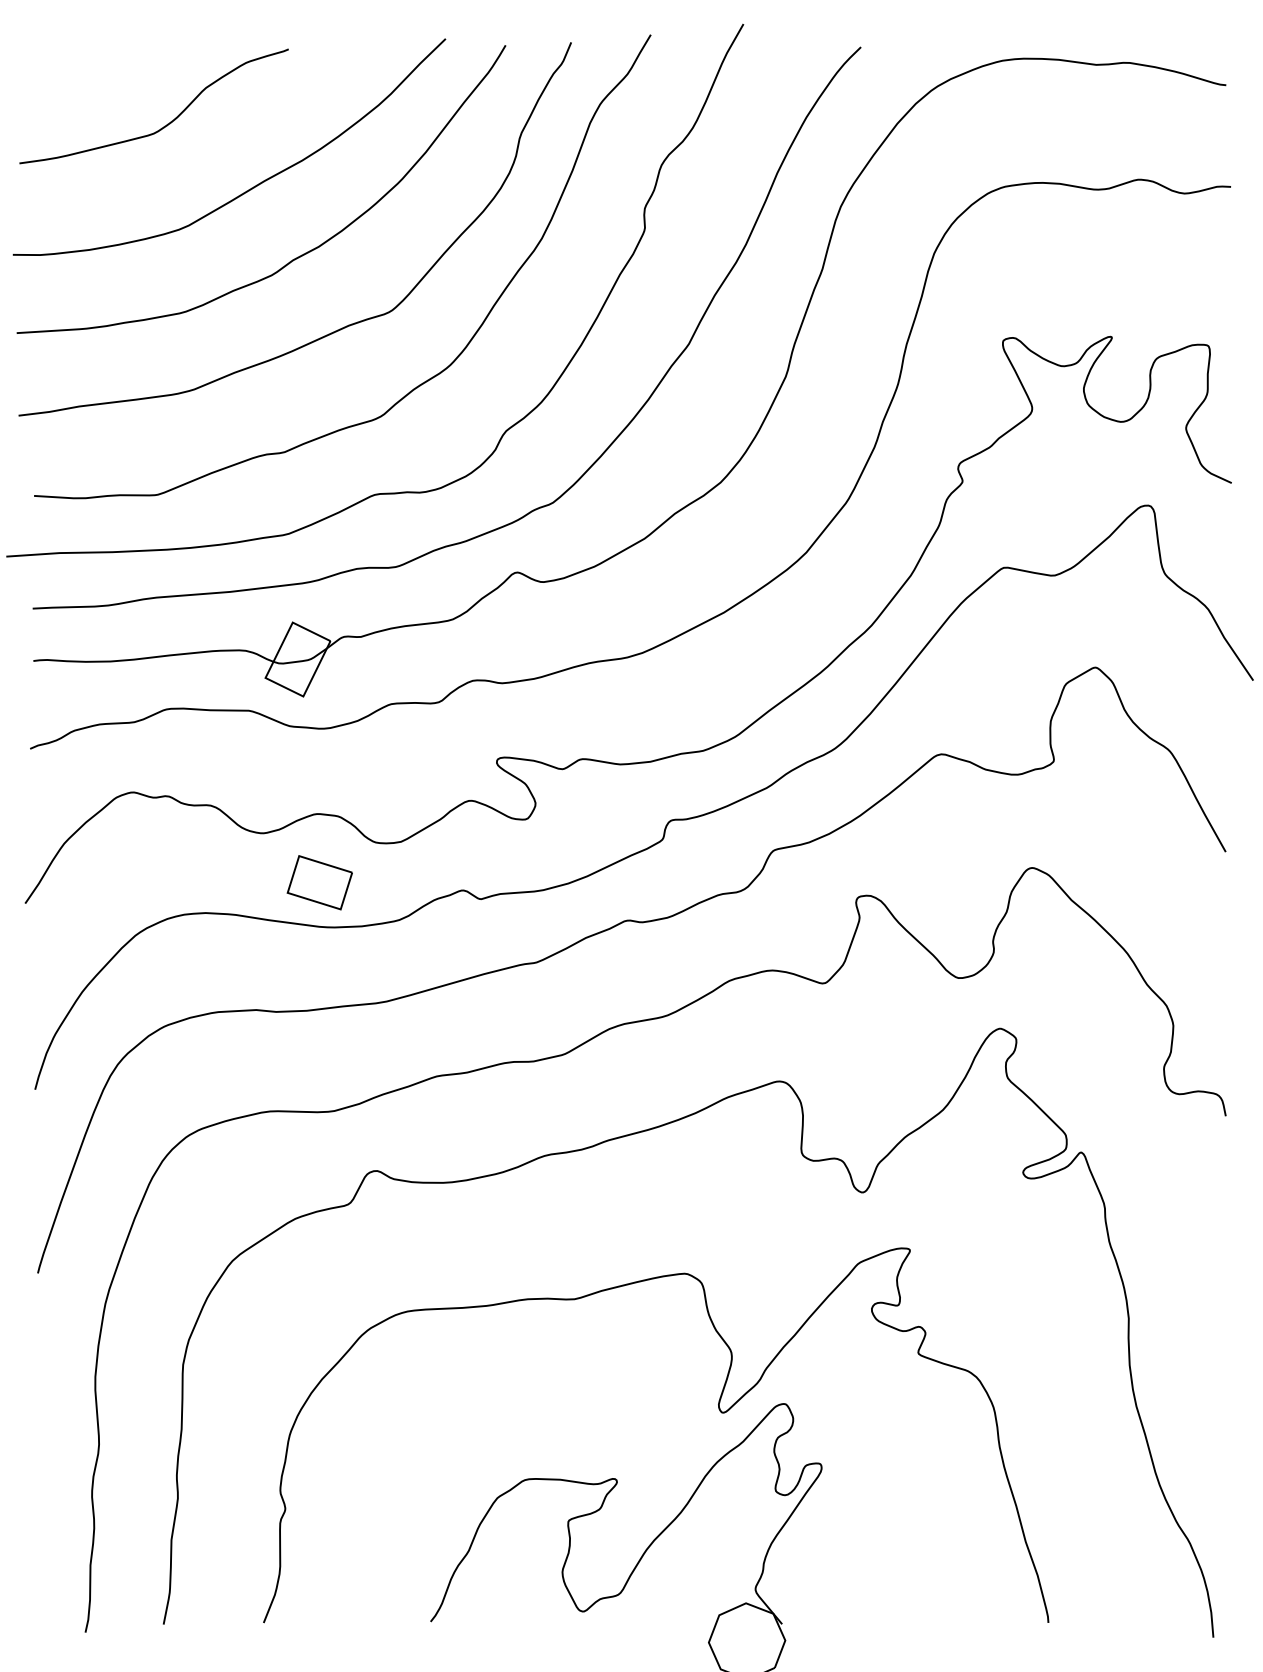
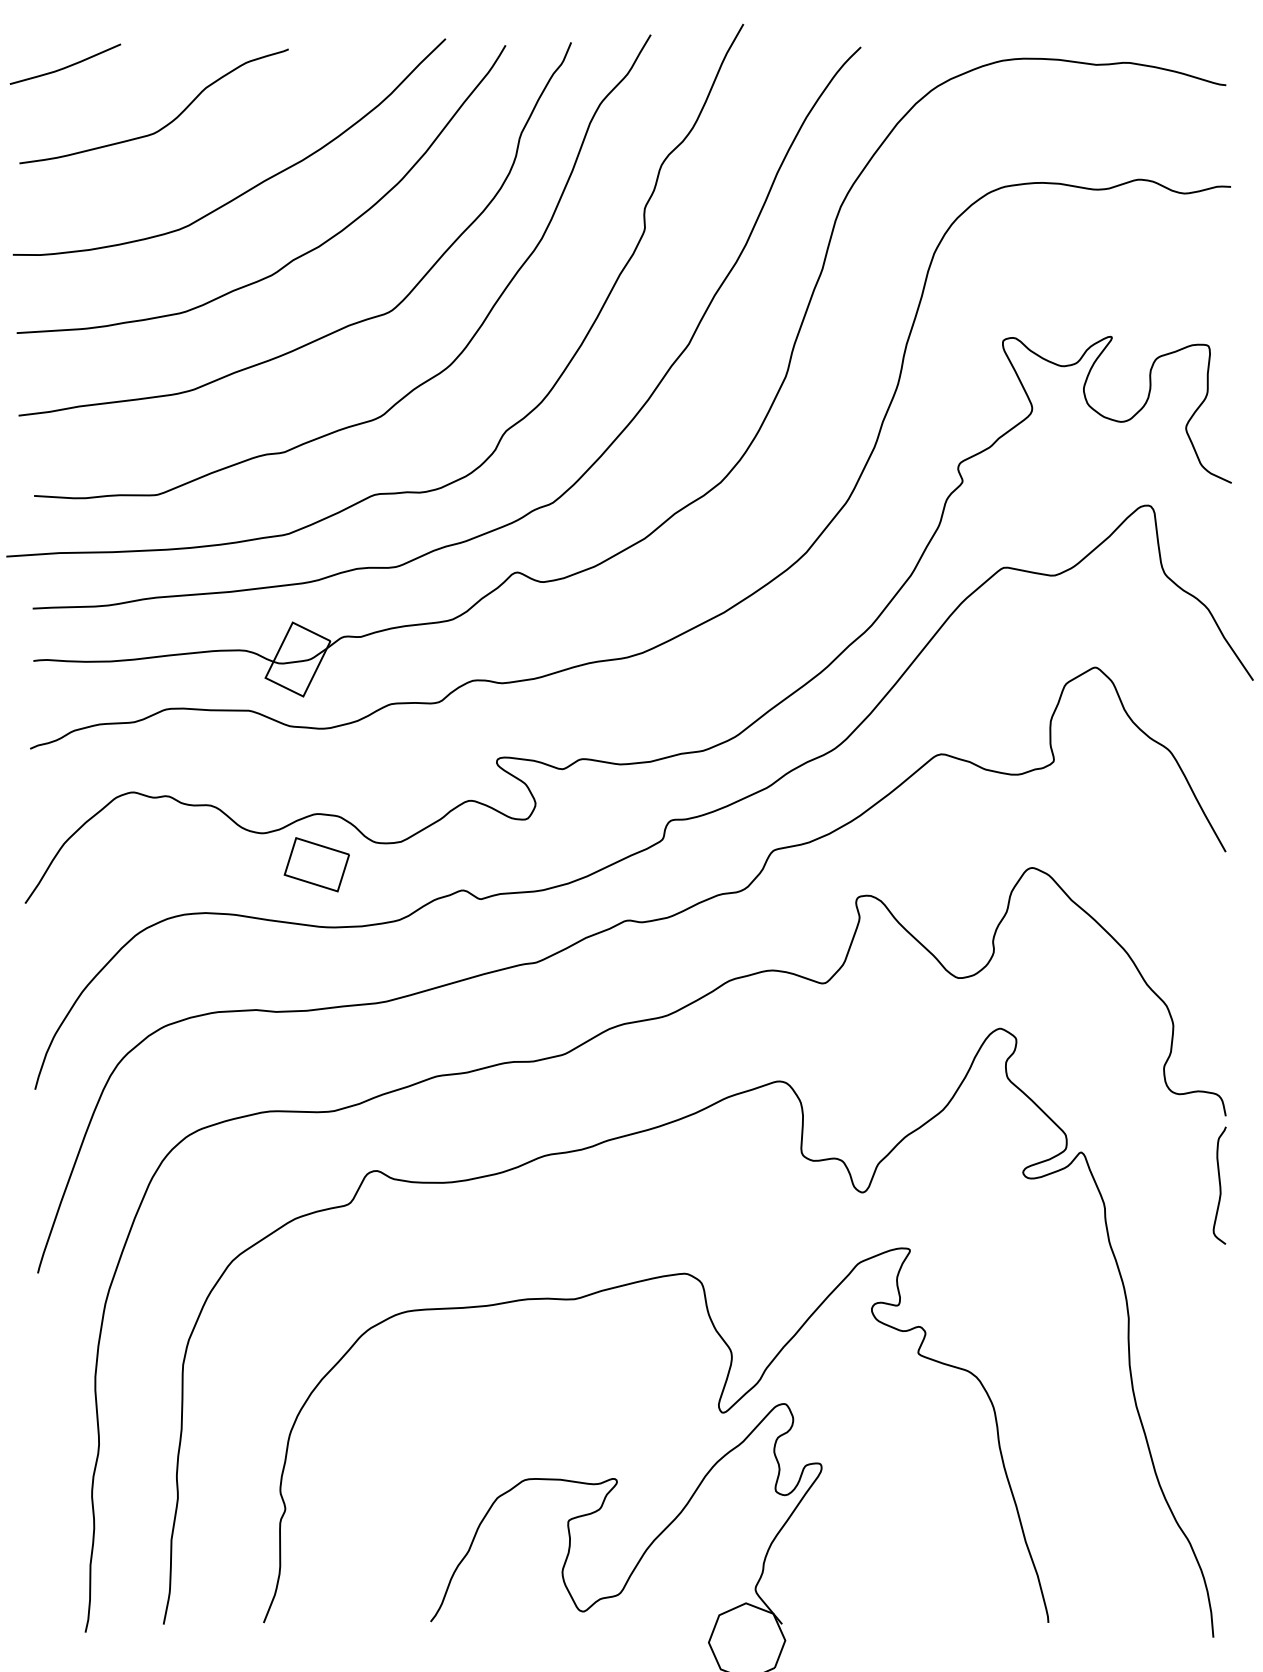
curve: none -> present (65, 66)
part position: (319, 882) -> (316, 864) (316, 864)
curve: none -> present (1219, 1185)
